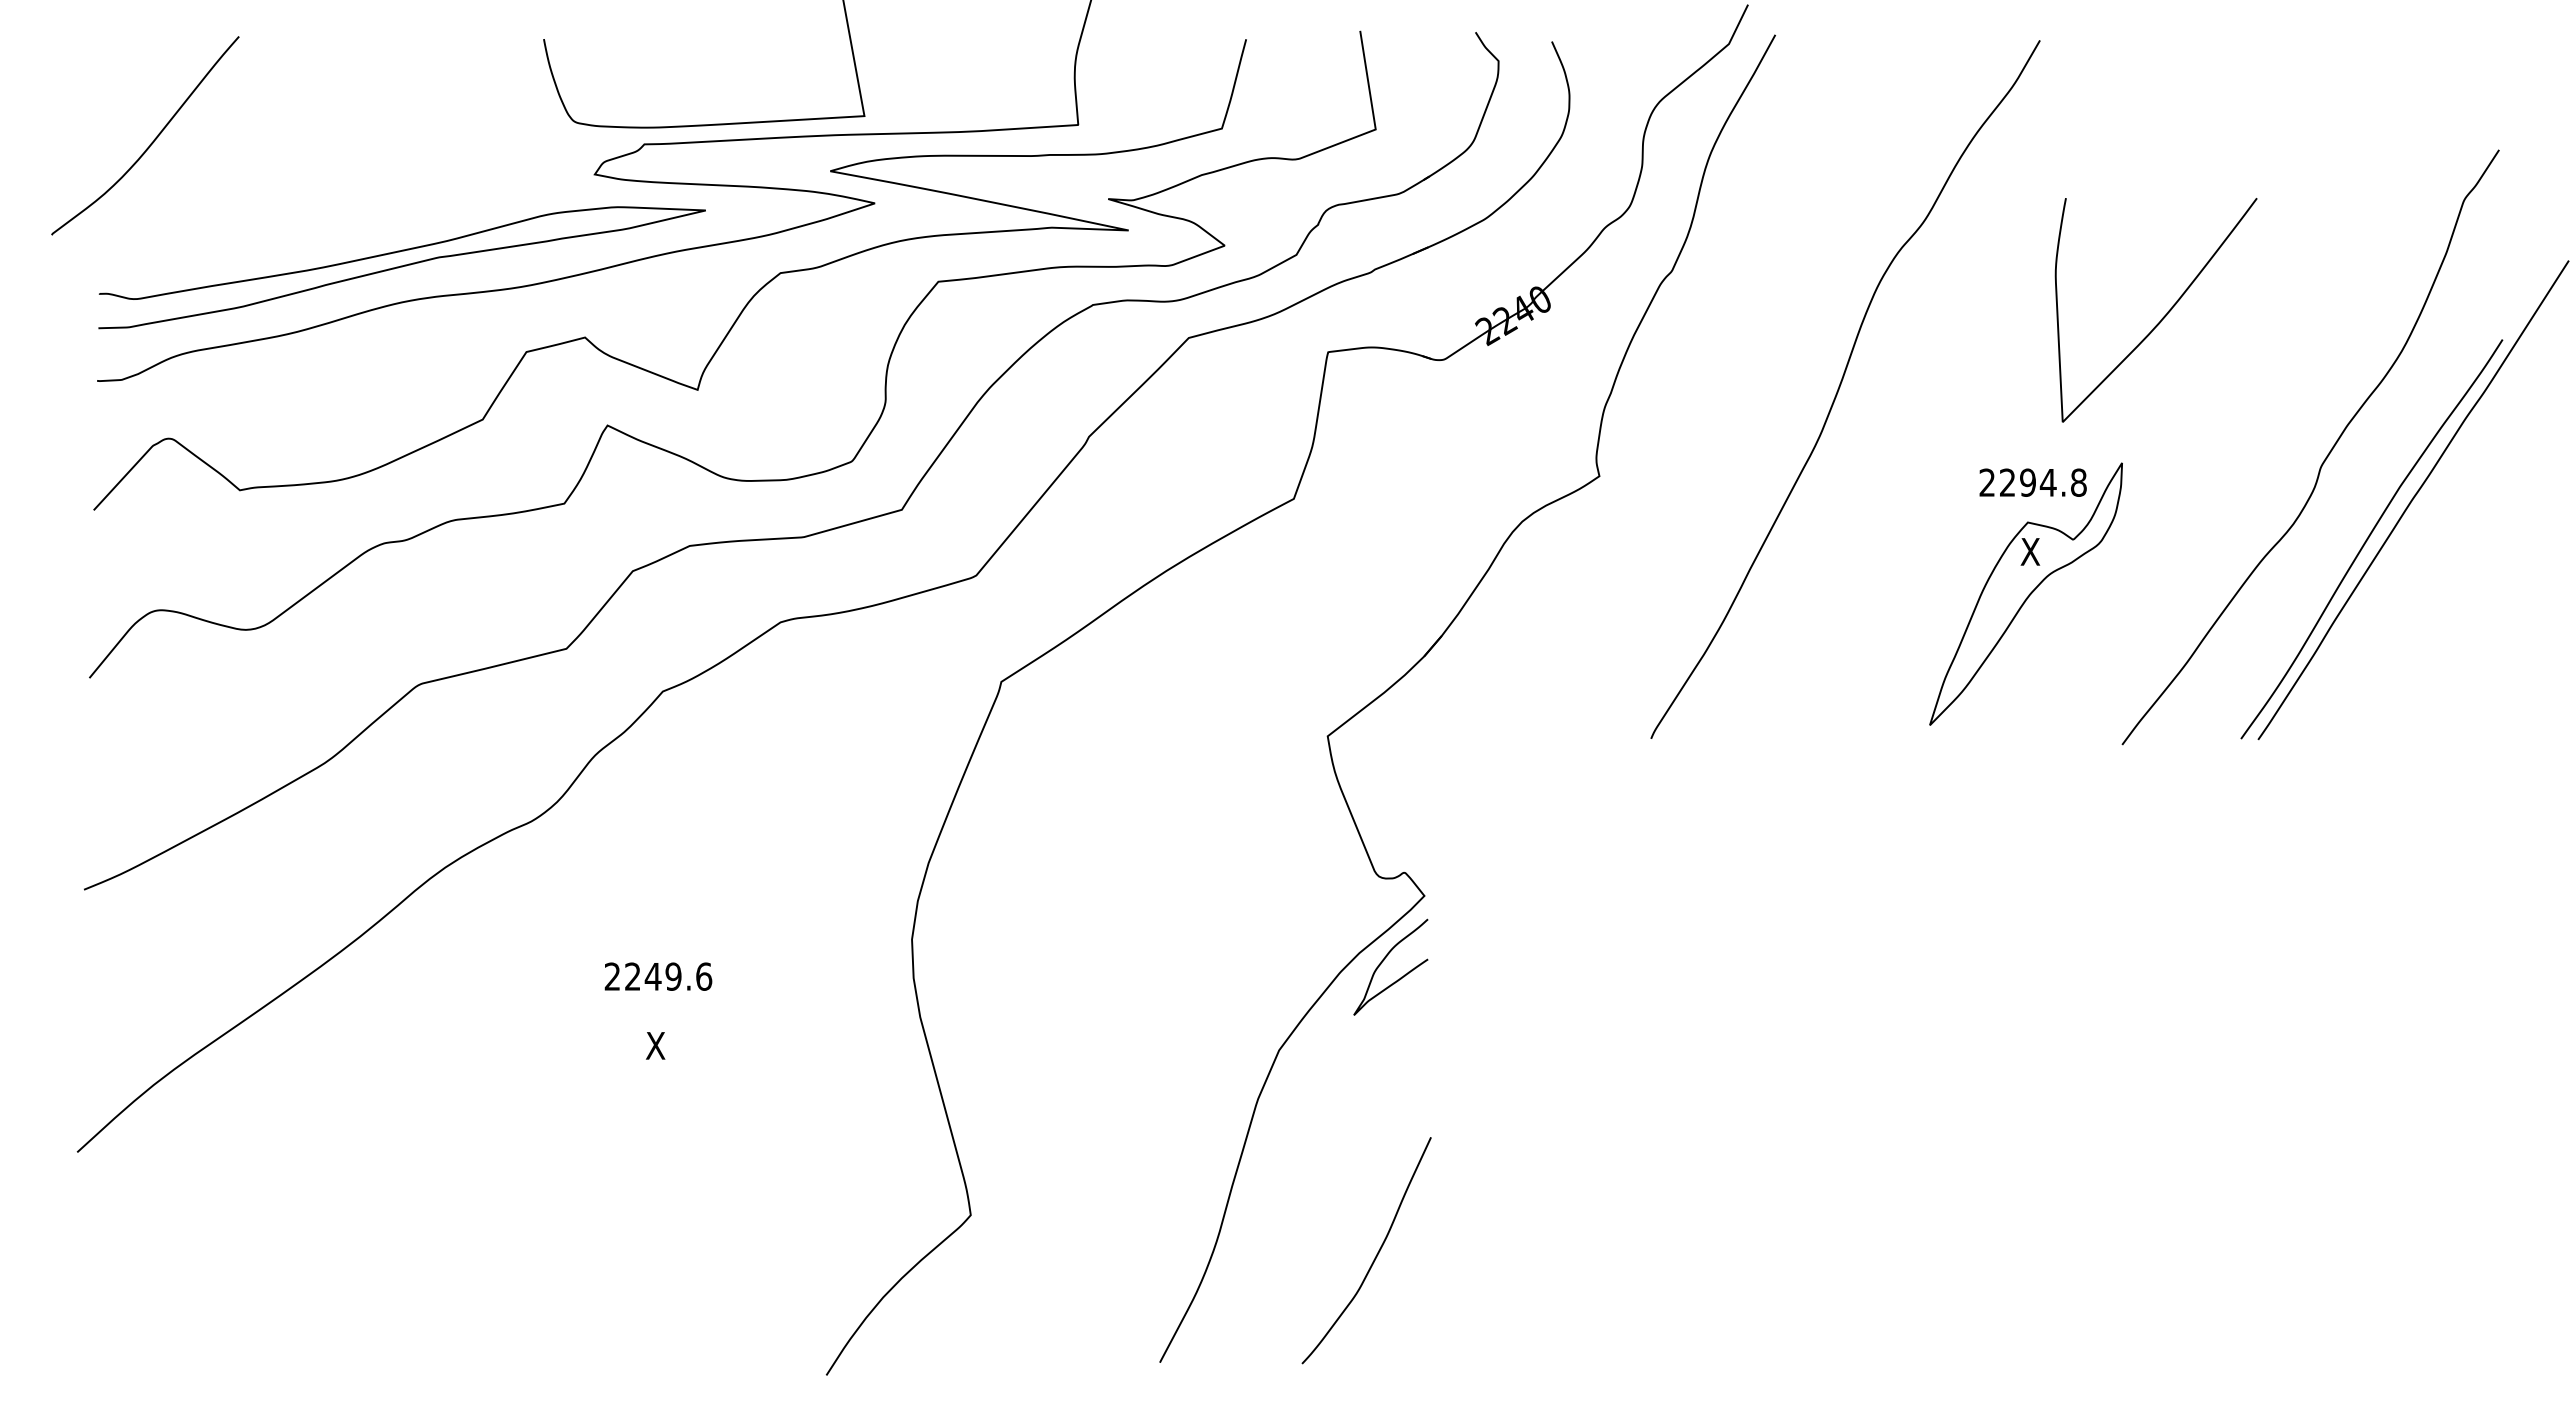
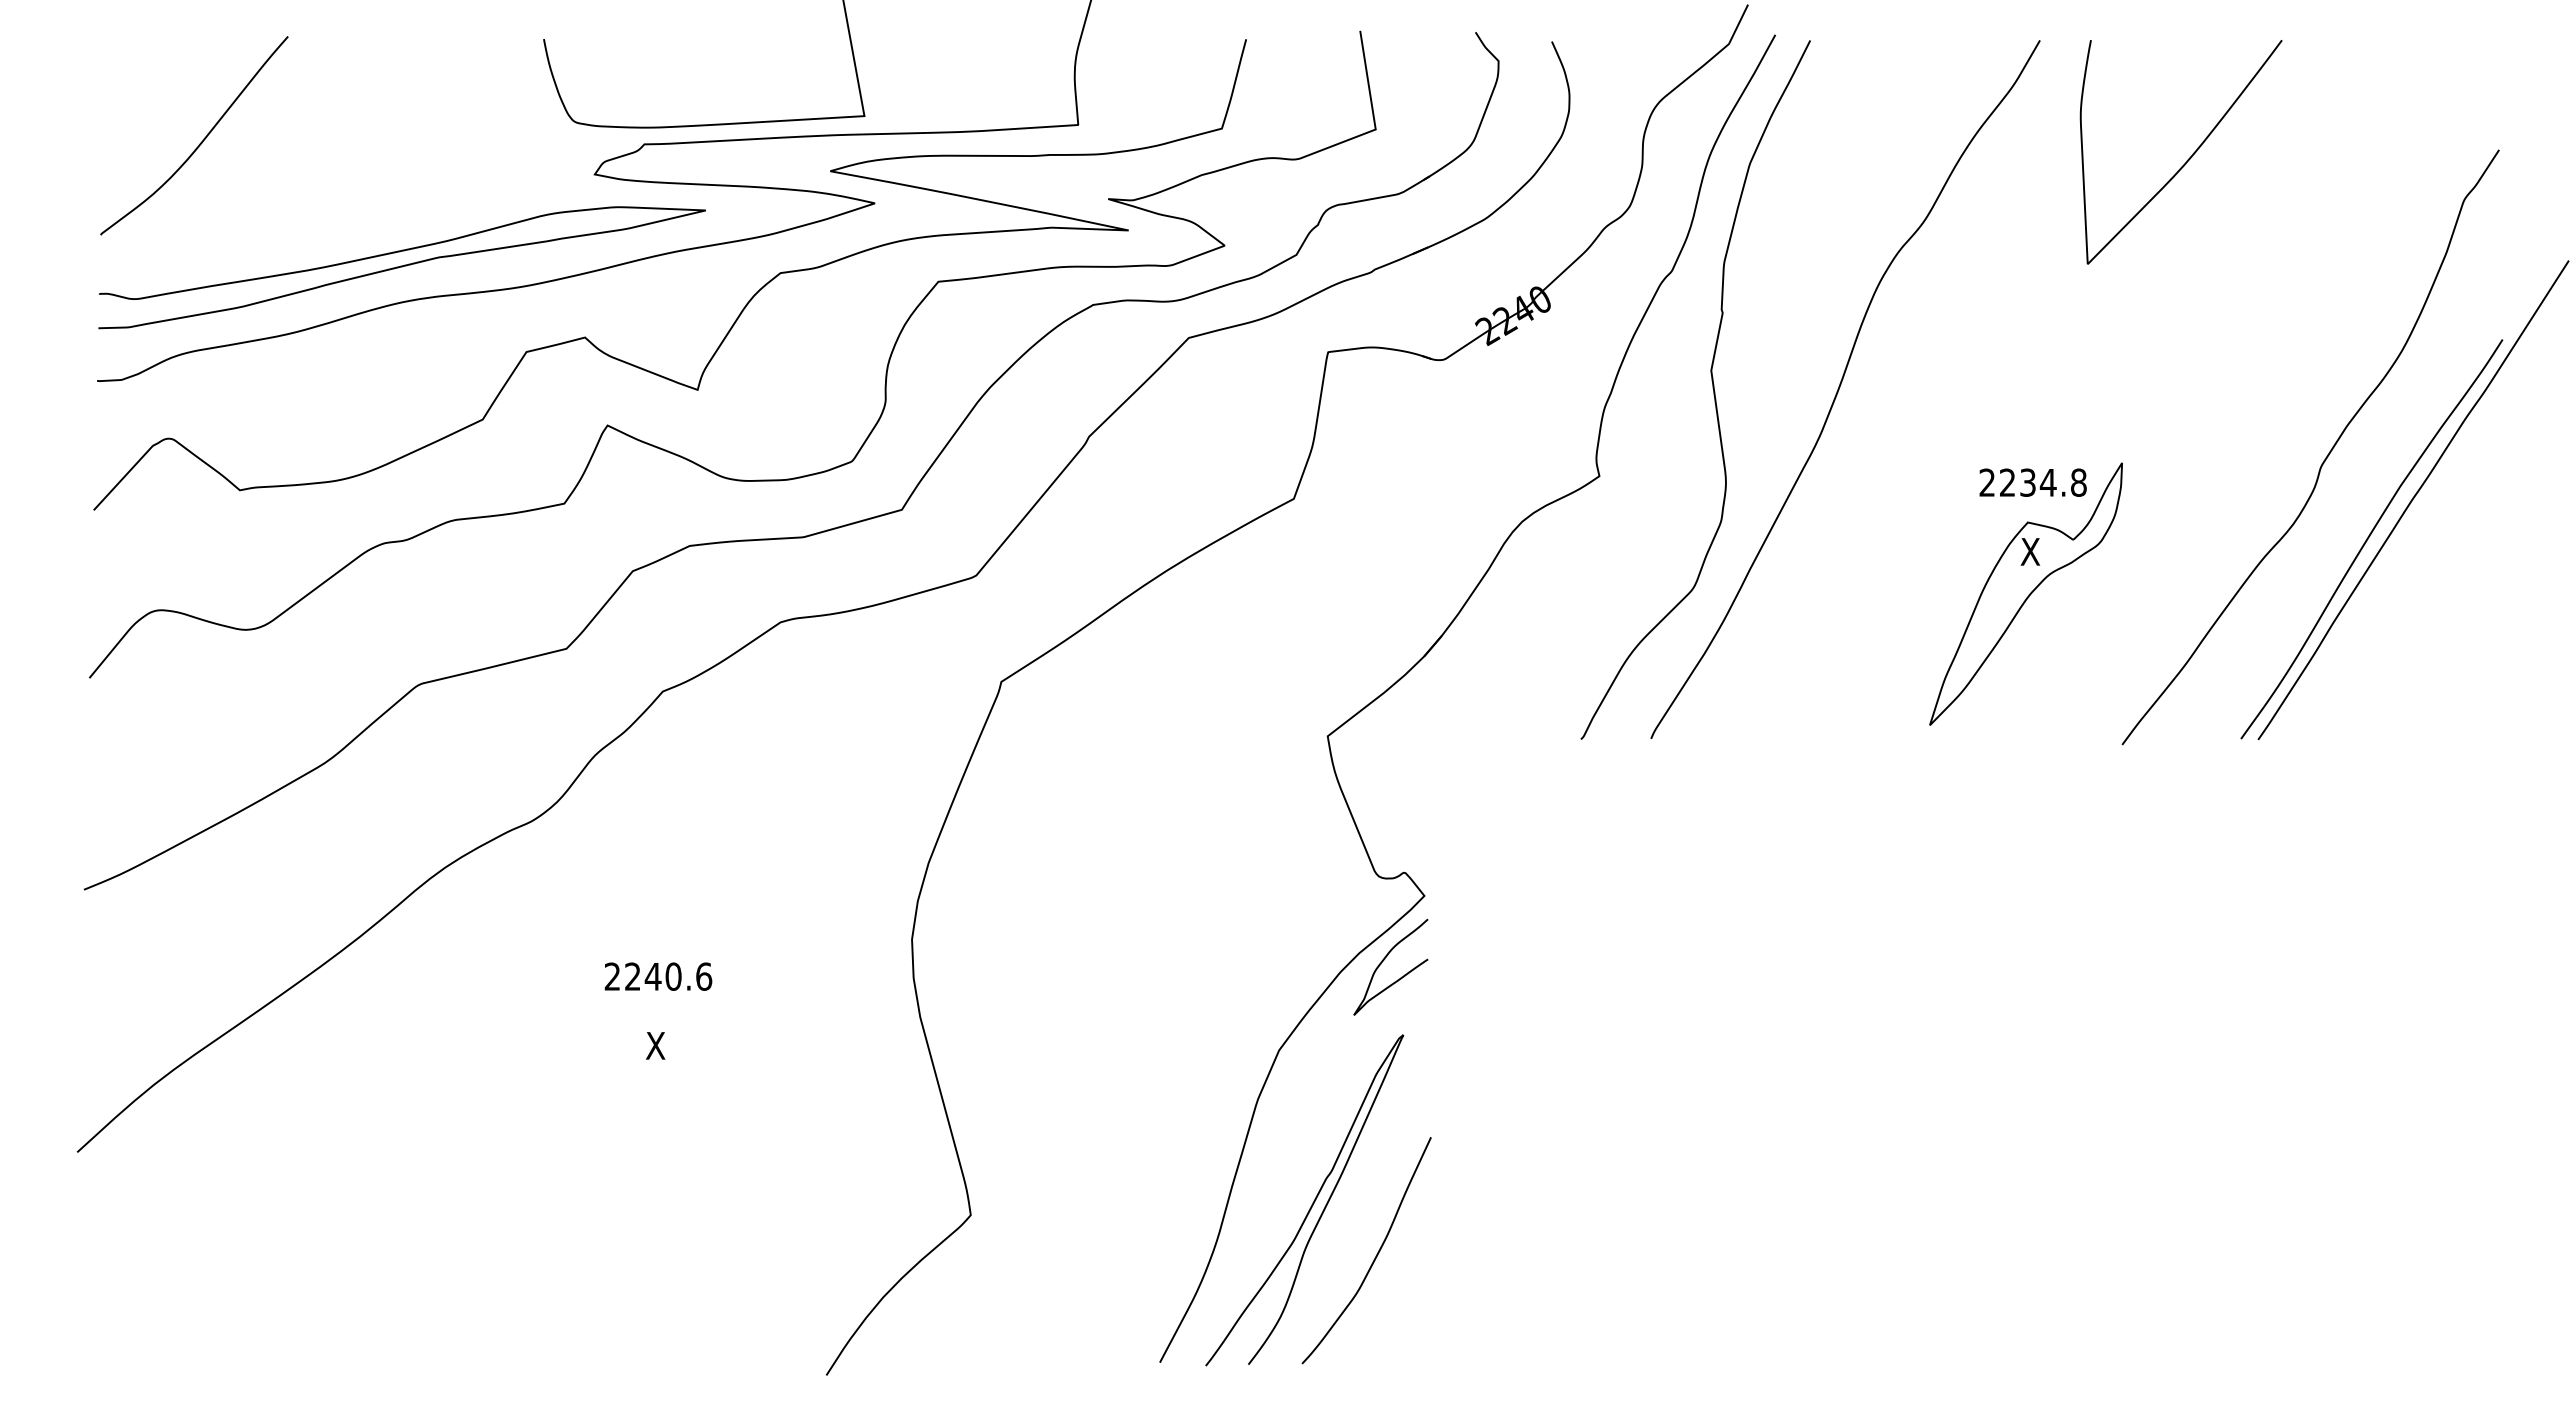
curve position: (152, 141) -> (201, 141) (201, 141)
curve position: (2162, 317) -> (2187, 159) (2187, 159)
curve: none -> present (1712, 388)
text: 2294.8 -> 2234.8 (2027, 482)
text: 2249.6 -> 2240.6 (673, 976)
curve: none -> present (1311, 1204)
